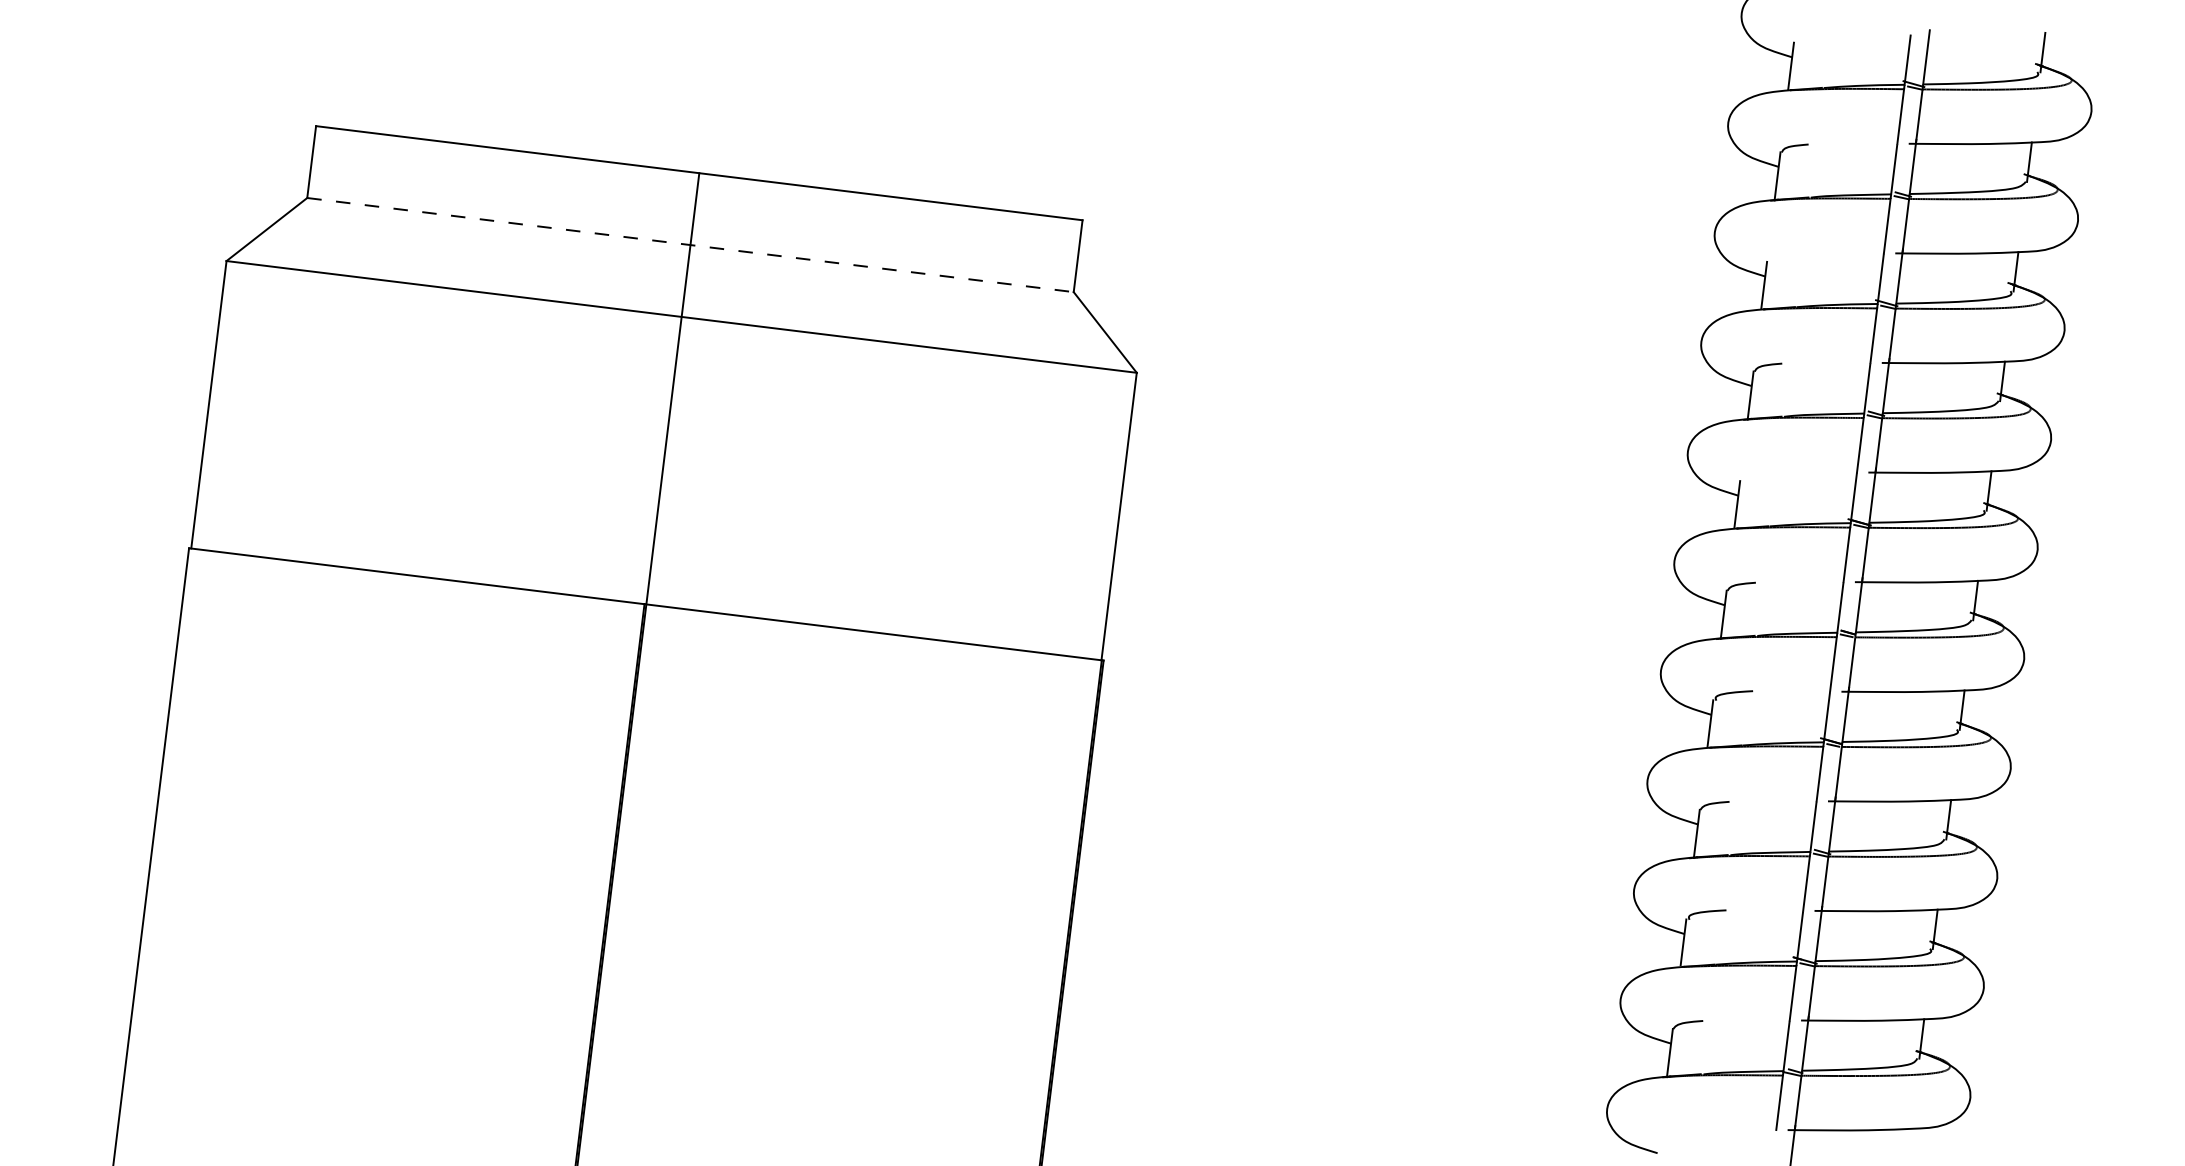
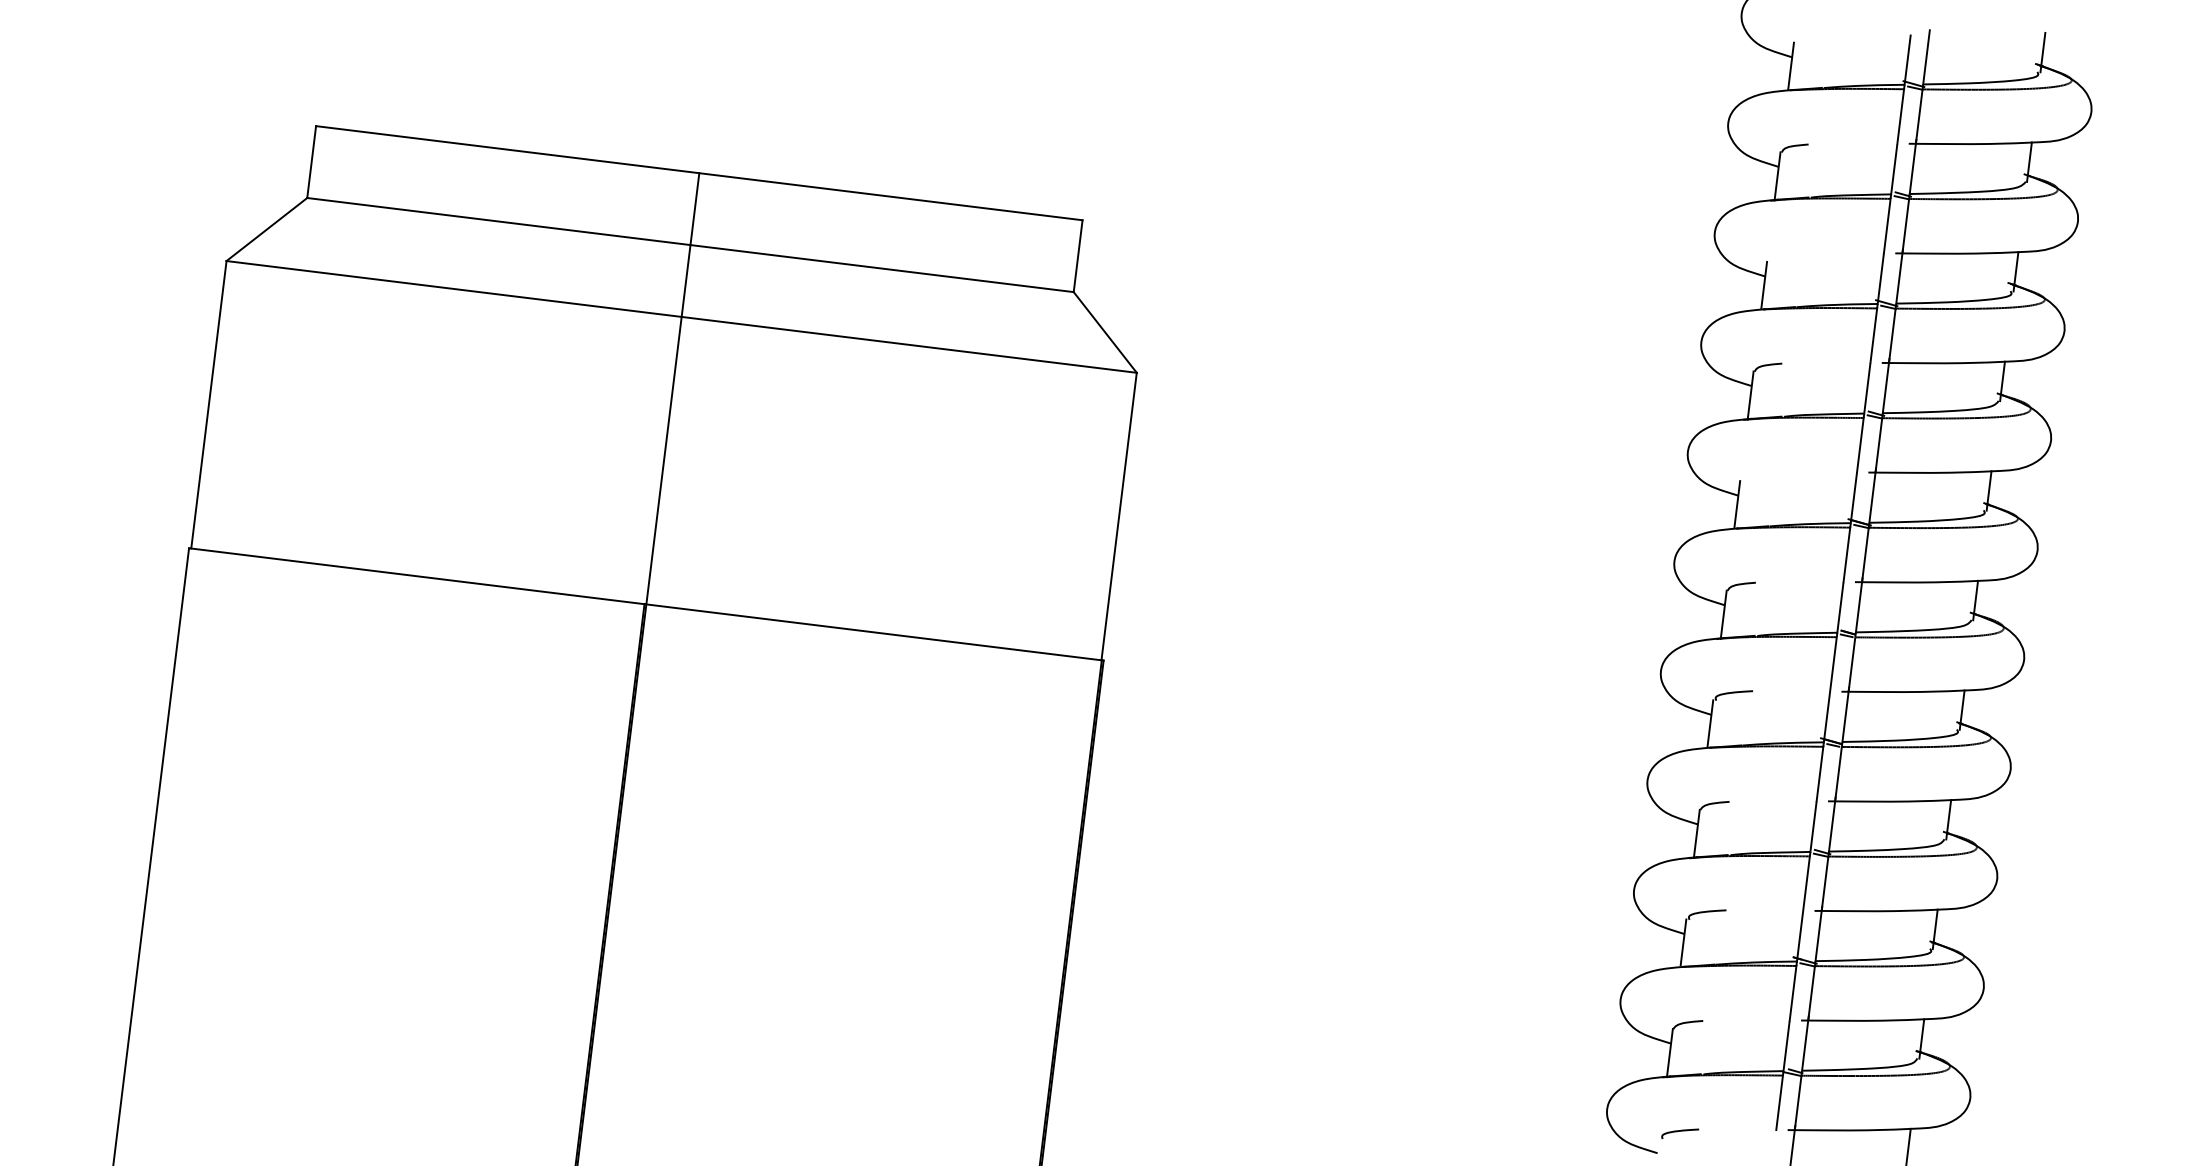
line: dashed -> solid (690, 245)
curve: none -> present (1680, 1131)
line: none -> present (1908, 1145)
